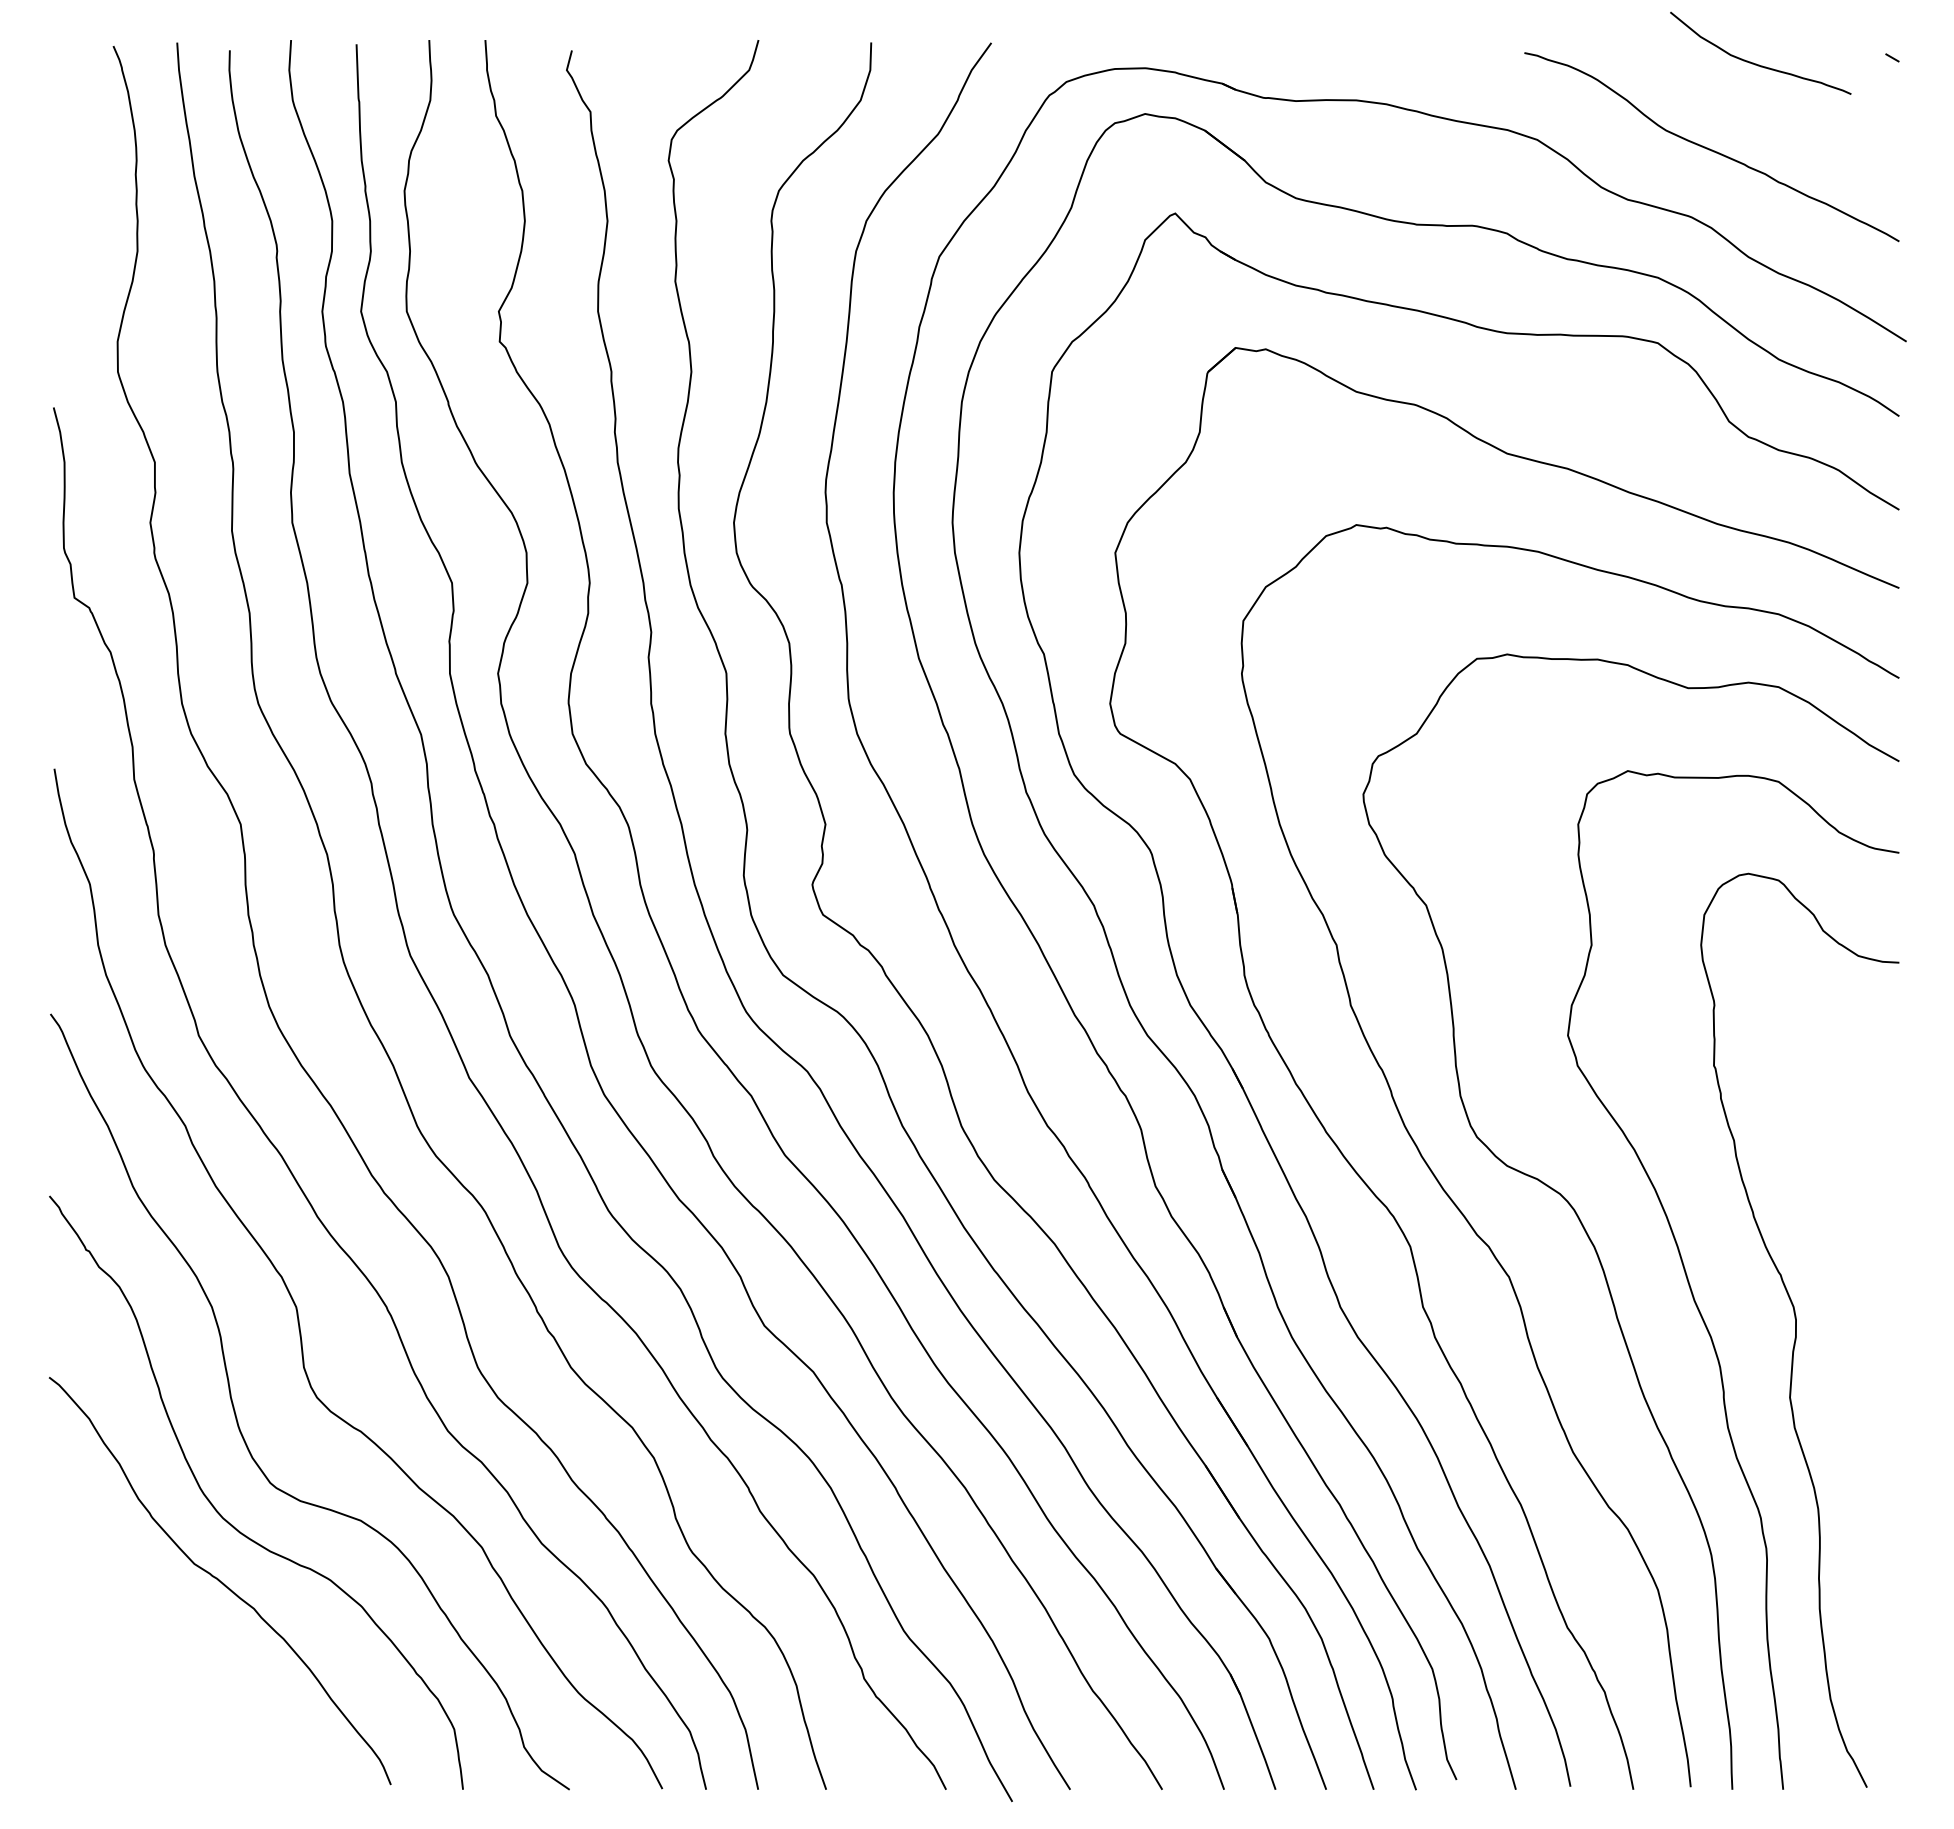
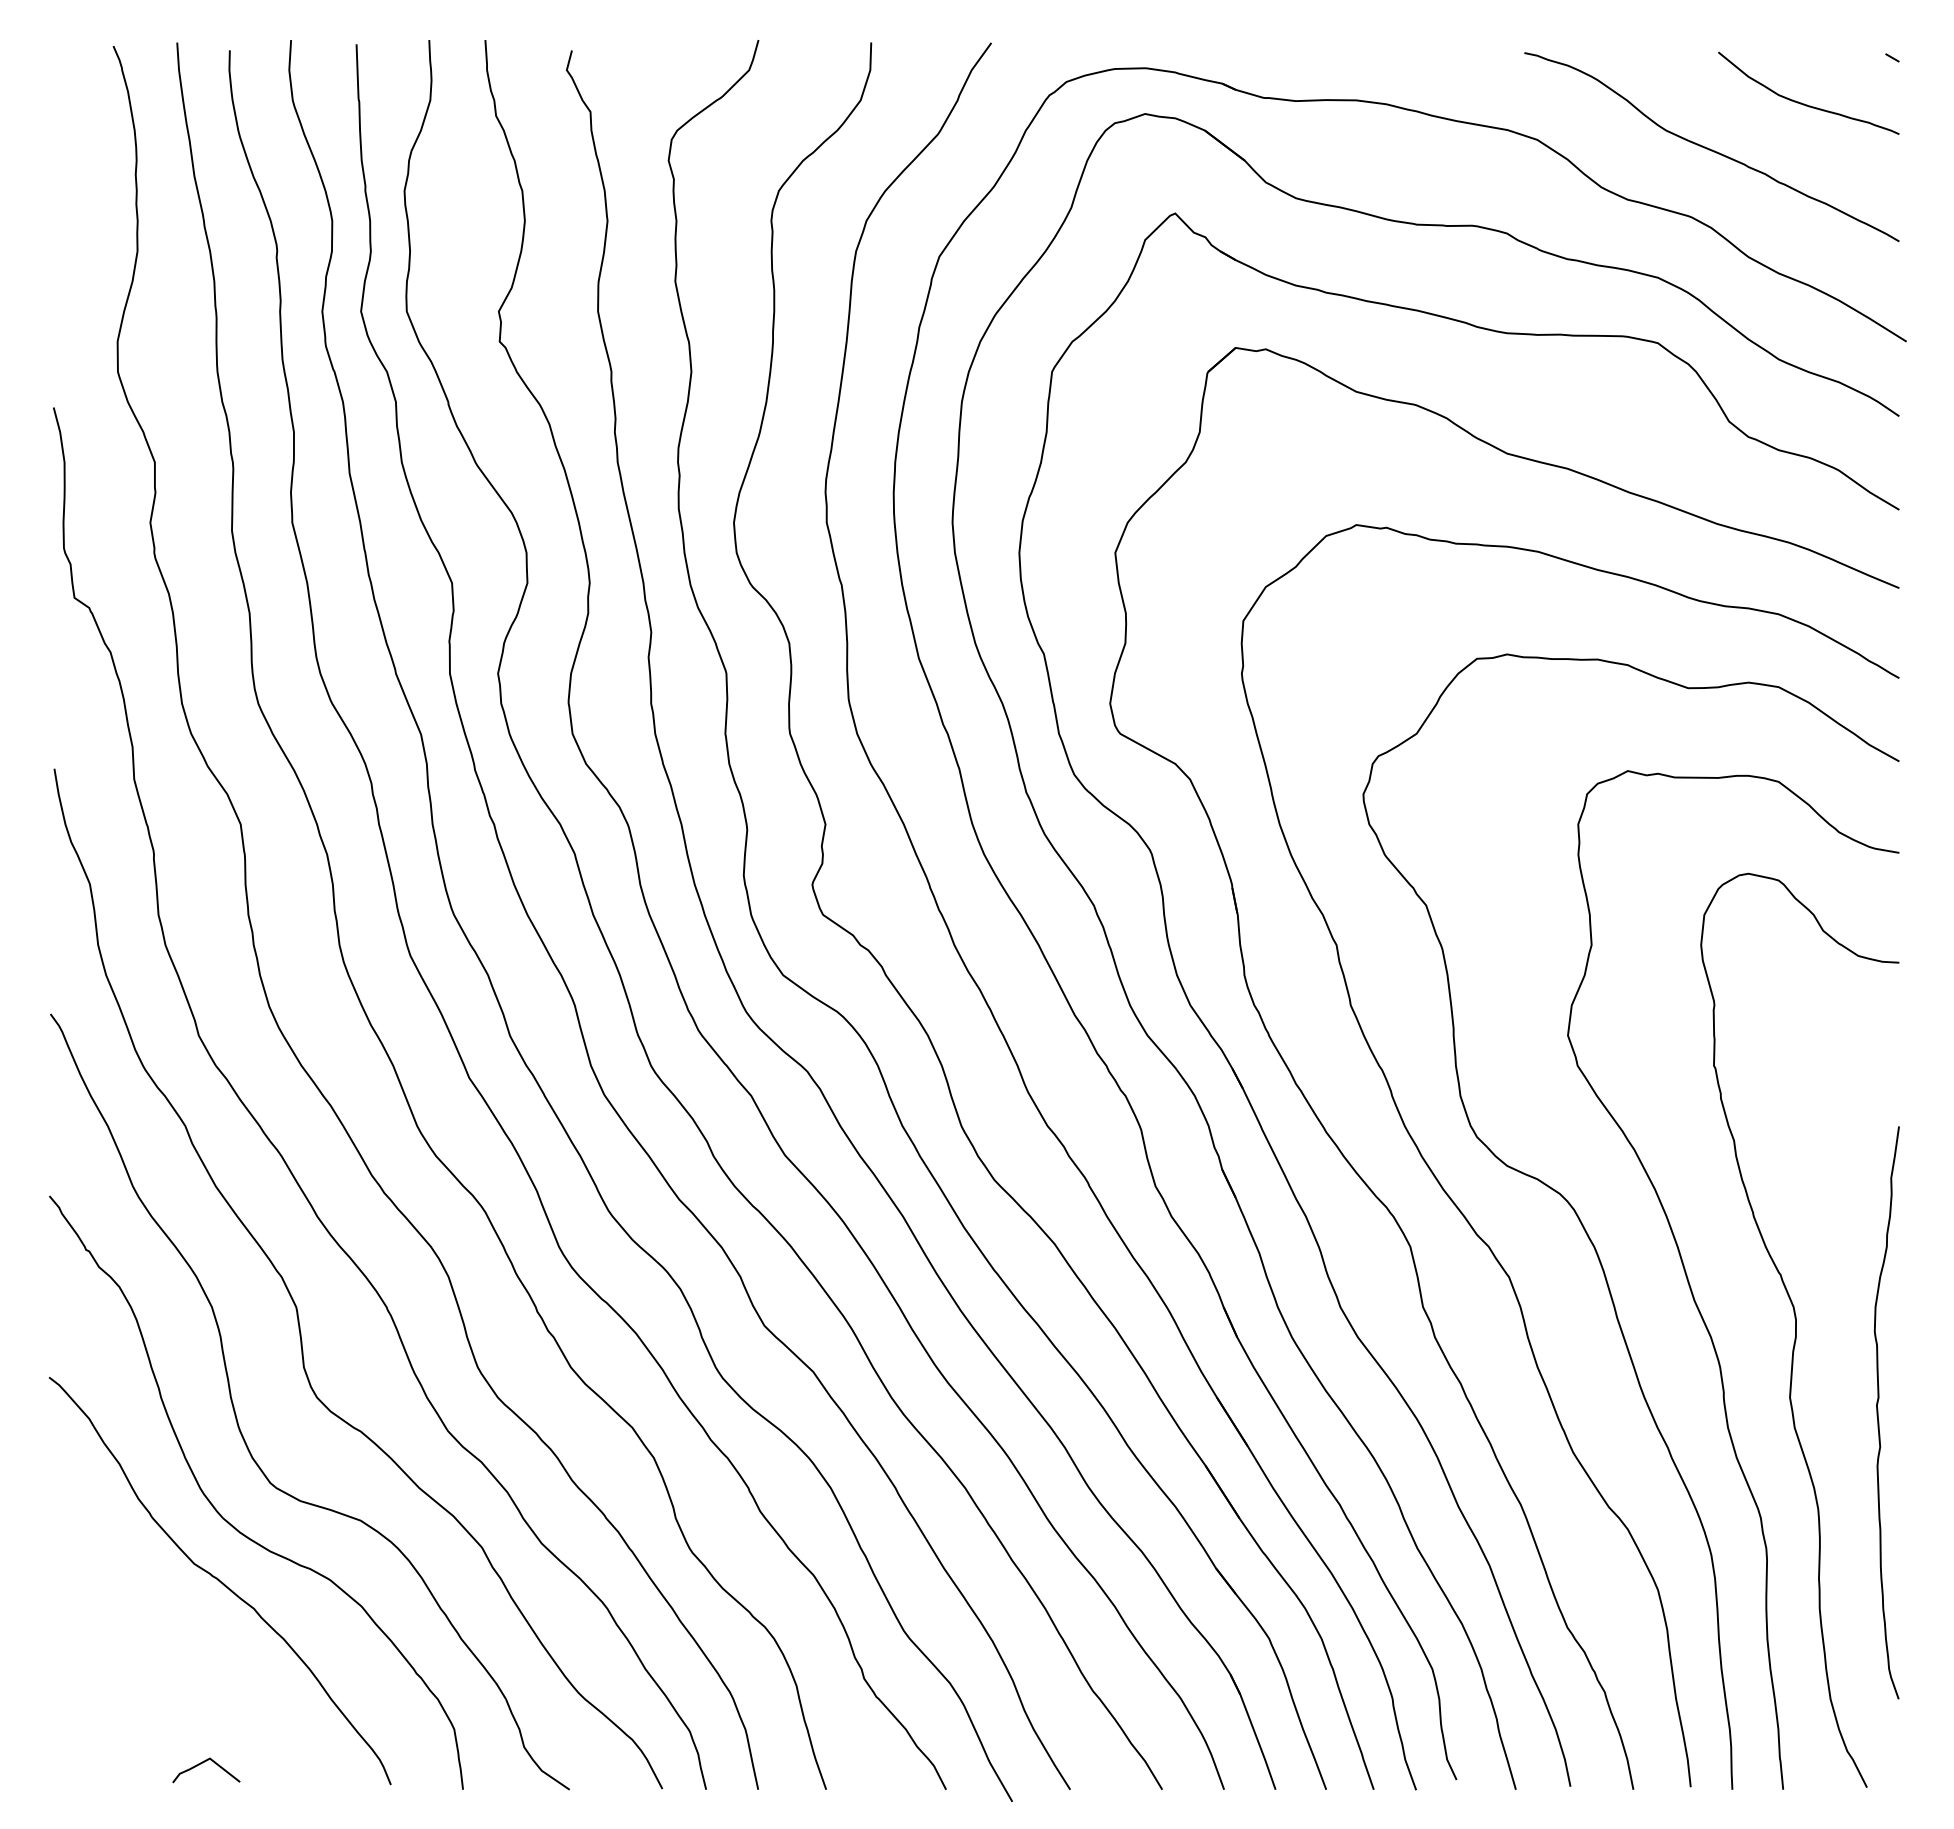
curve position: (1756, 63) -> (1804, 103) (1804, 103)
curve: none -> present (1878, 1412)
line: none -> present (203, 1763)
